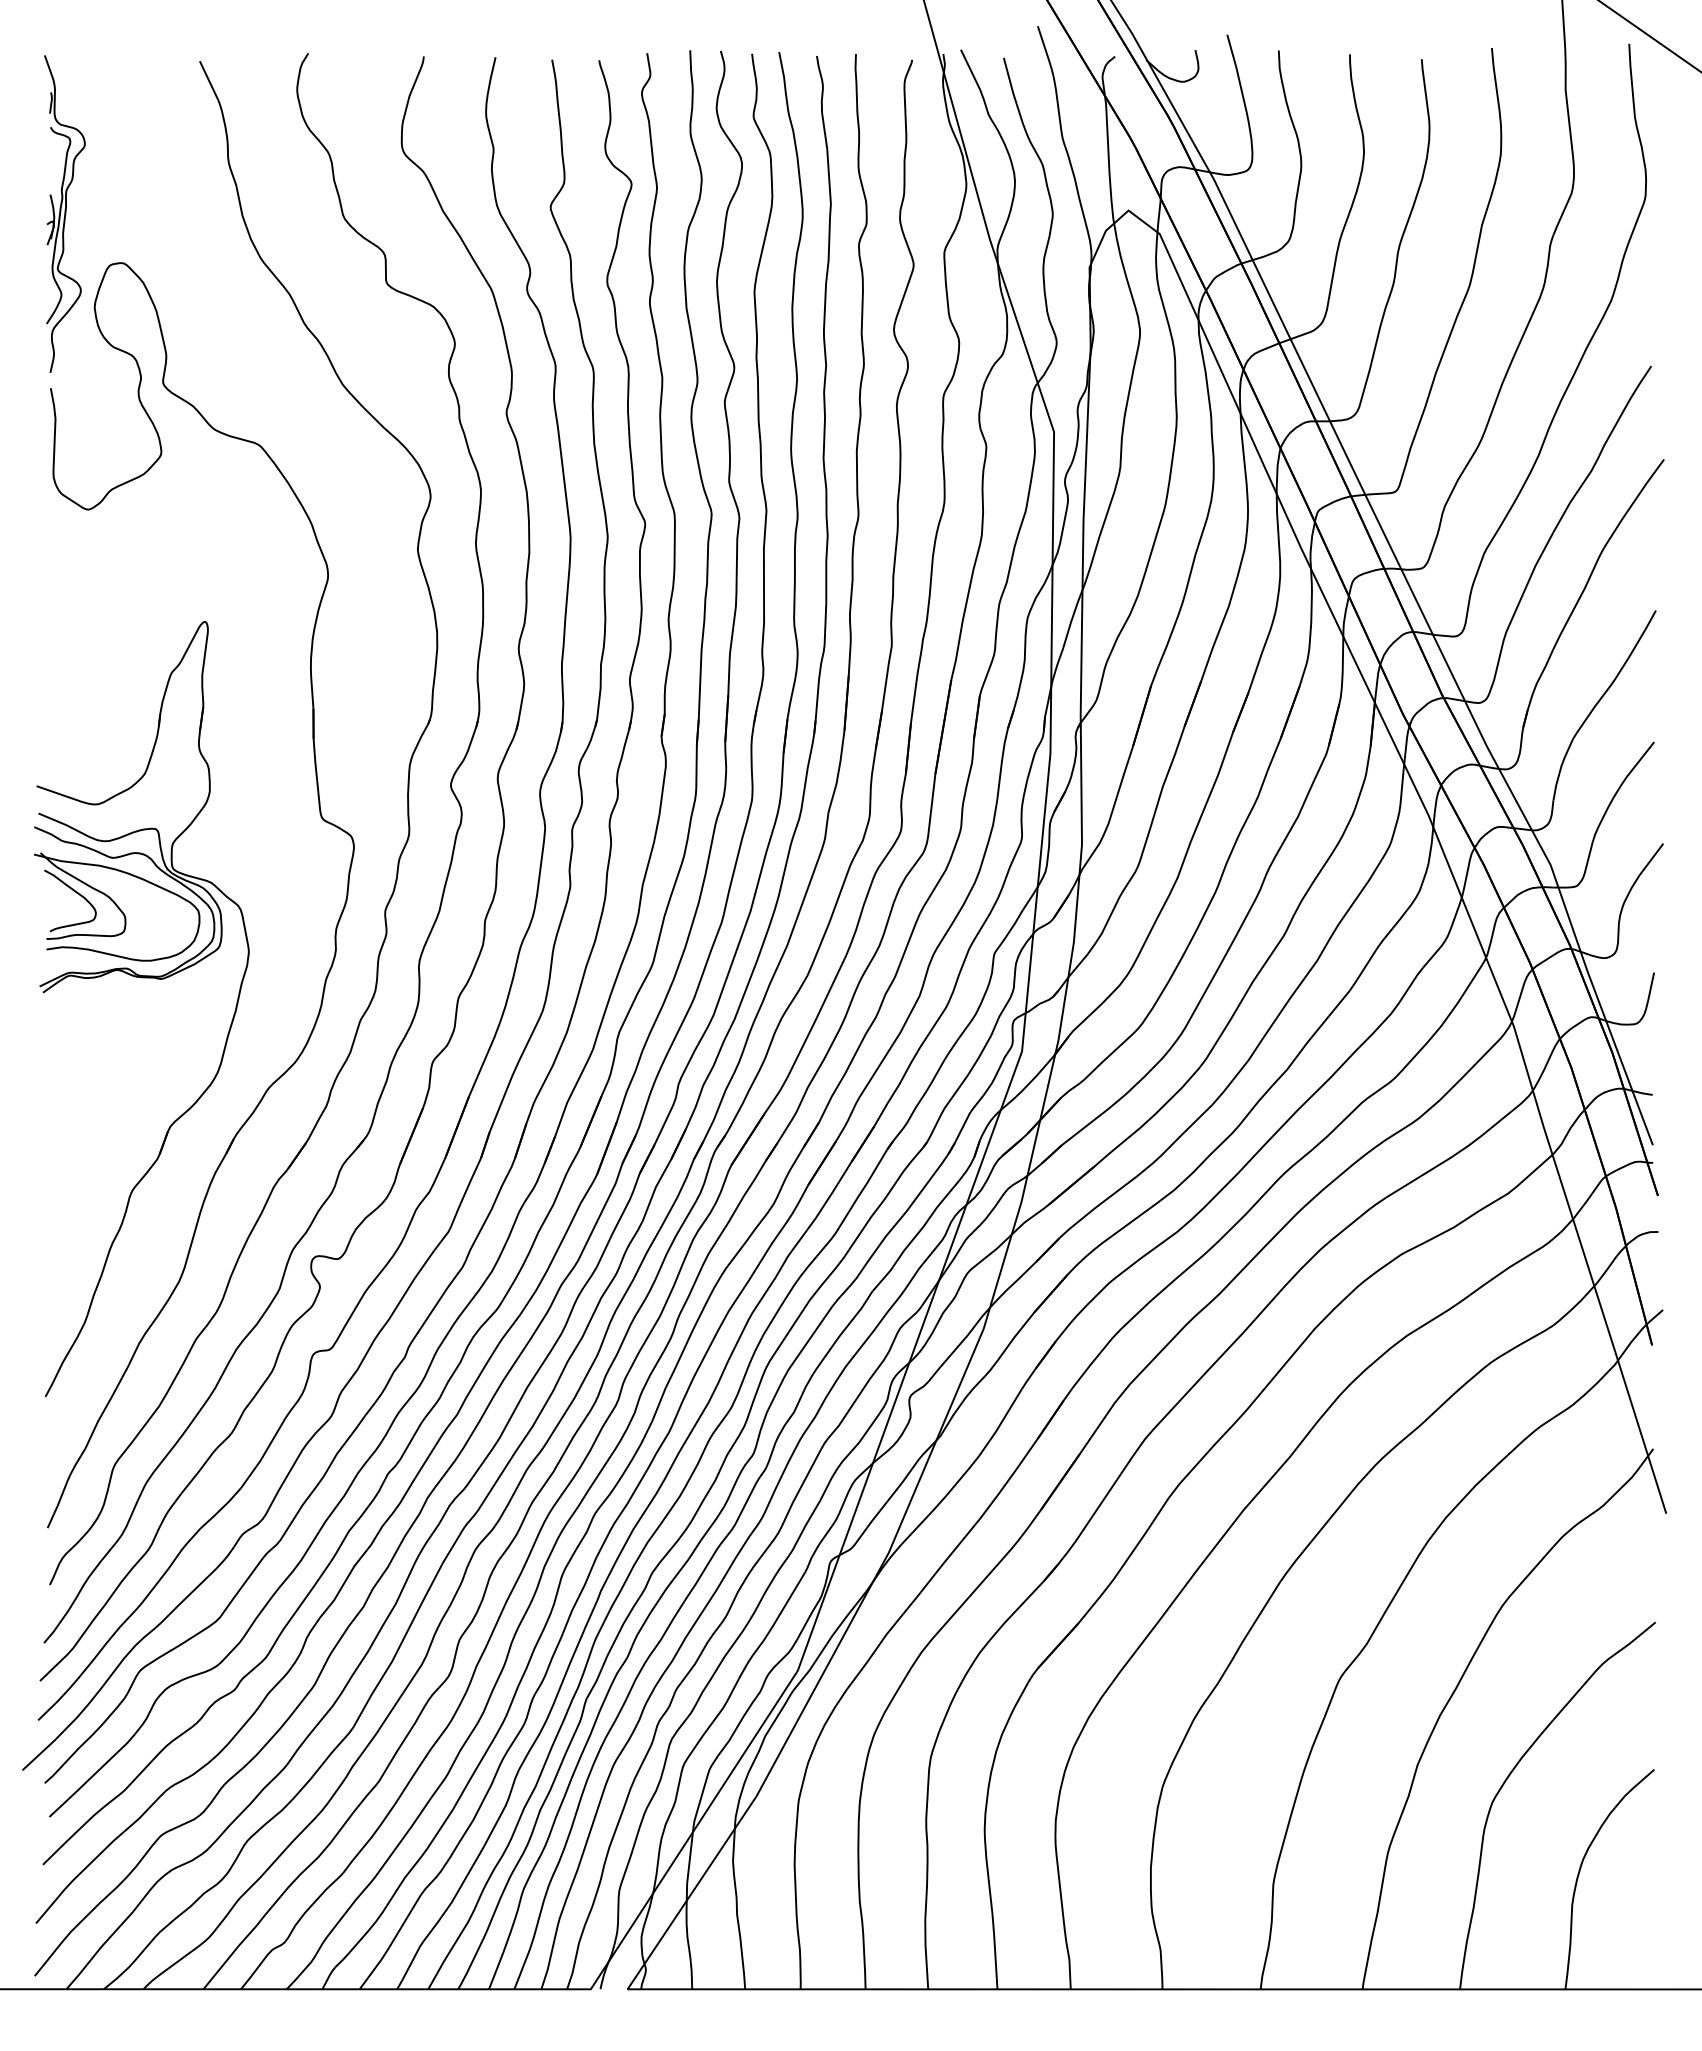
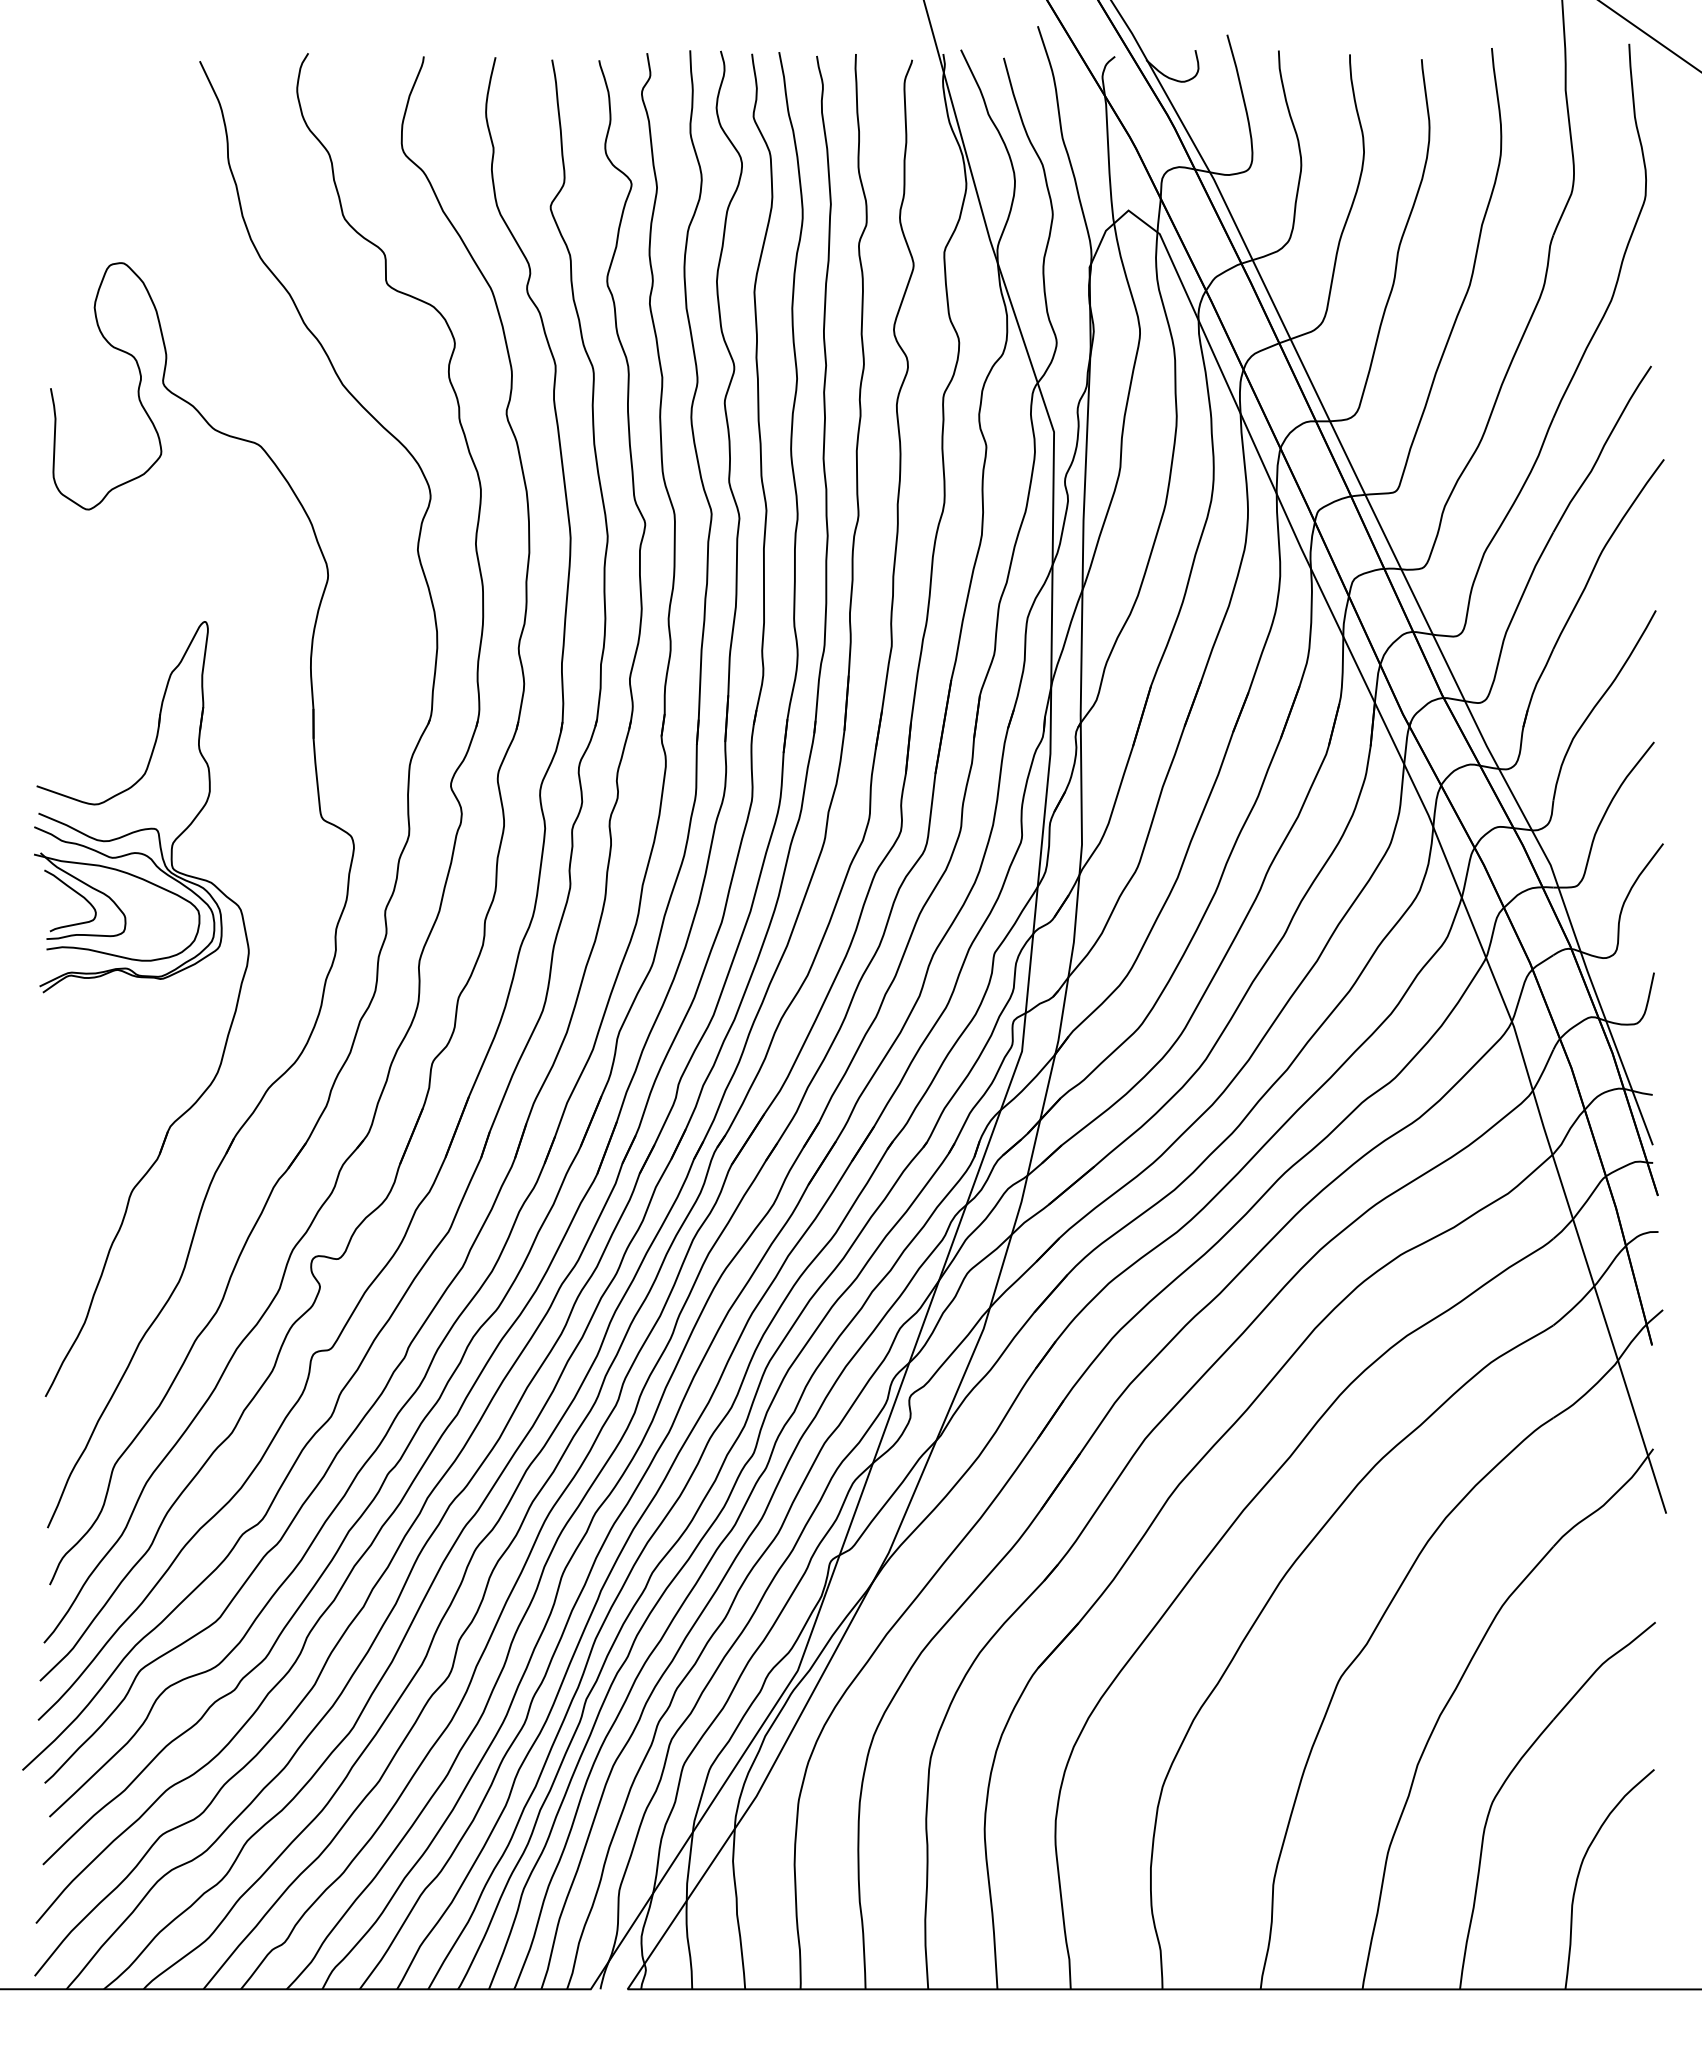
part: present -> none (64, 213)
